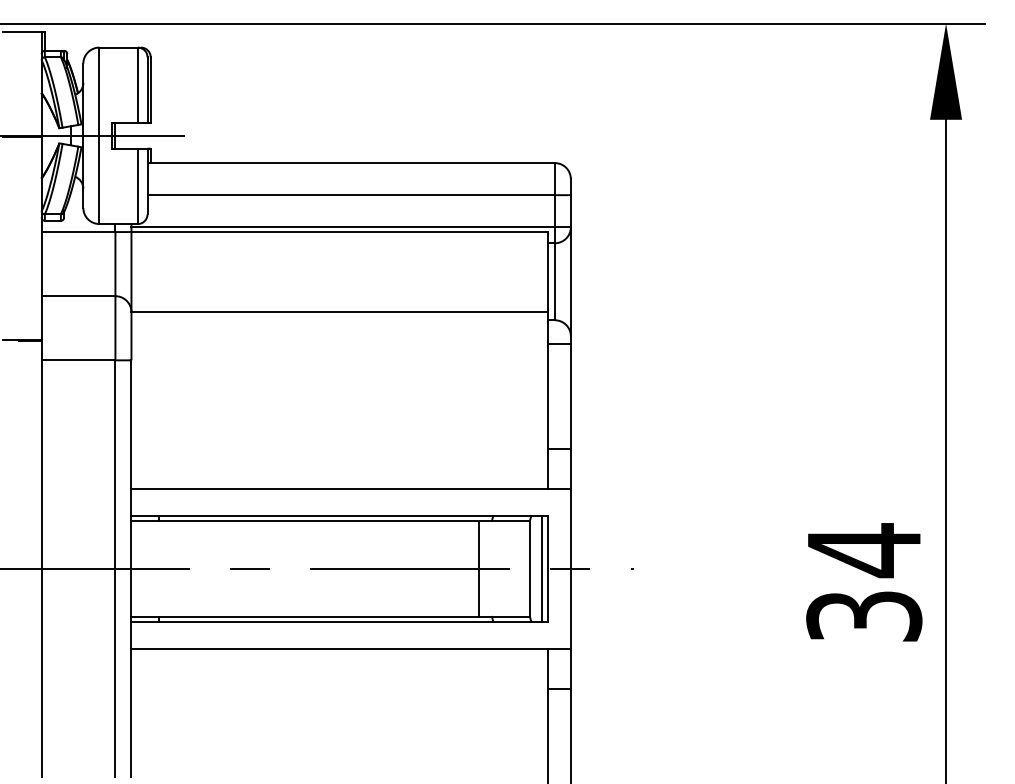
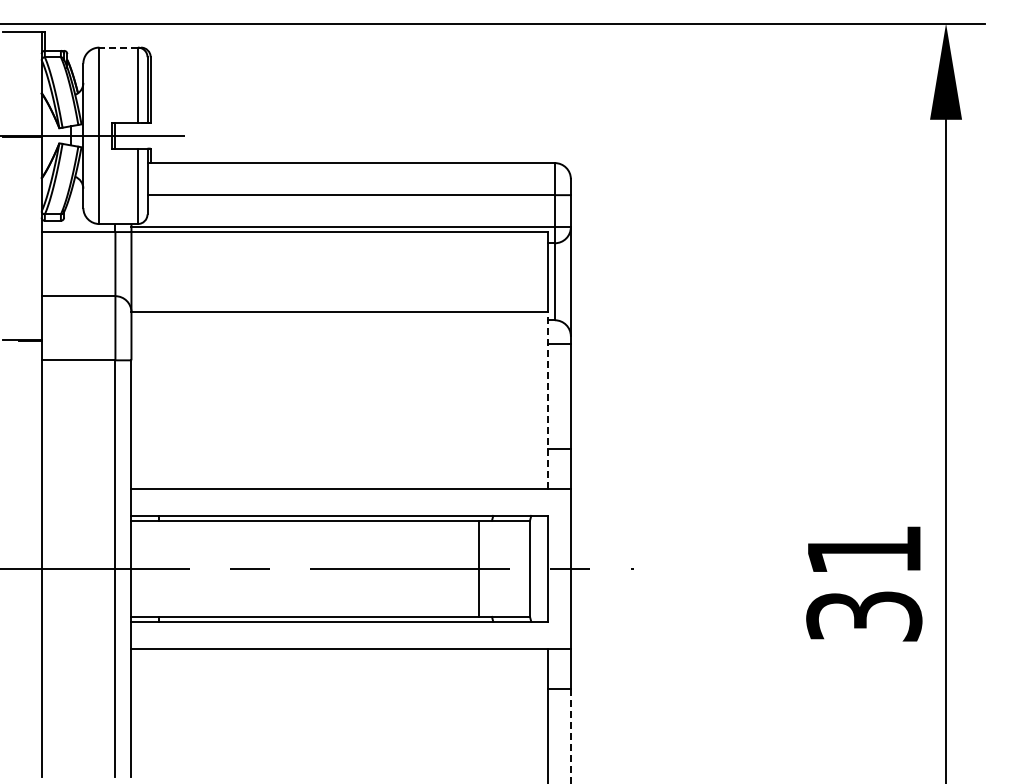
line: solid -> dashed (118, 47)
line: solid -> dashed (548, 400)
text: 34 -> 31 (864, 550)
line: present -> none (542, 568)
line: solid -> dashed (570, 736)
